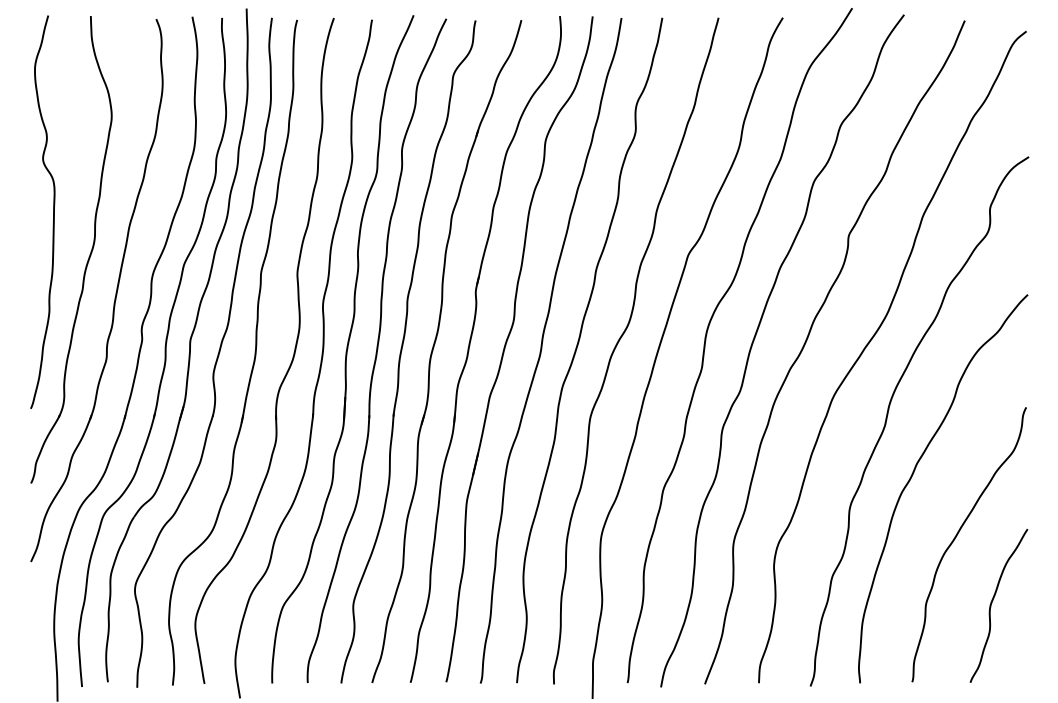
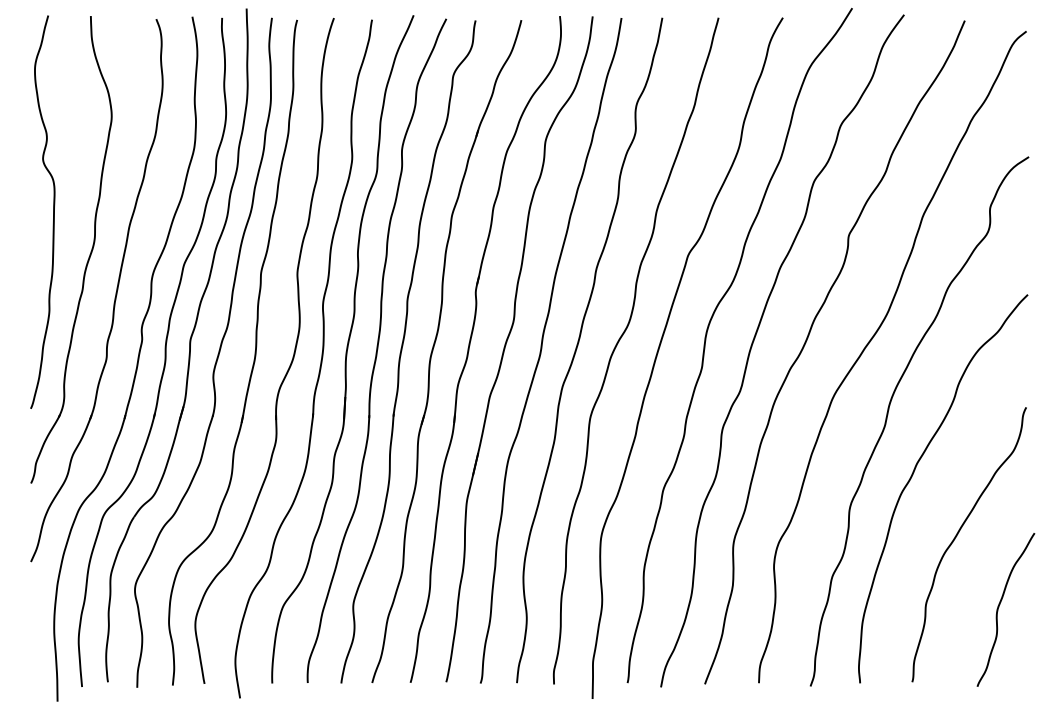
curve position: (992, 603) -> (999, 607) (999, 607)
